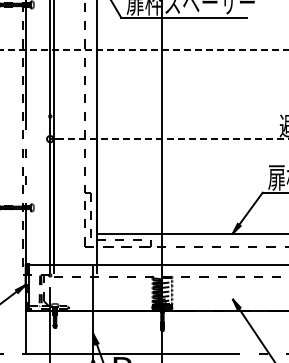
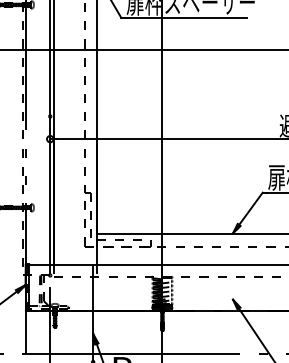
line: dashed -> solid (144, 50)
line: dashed -> solid (172, 139)
